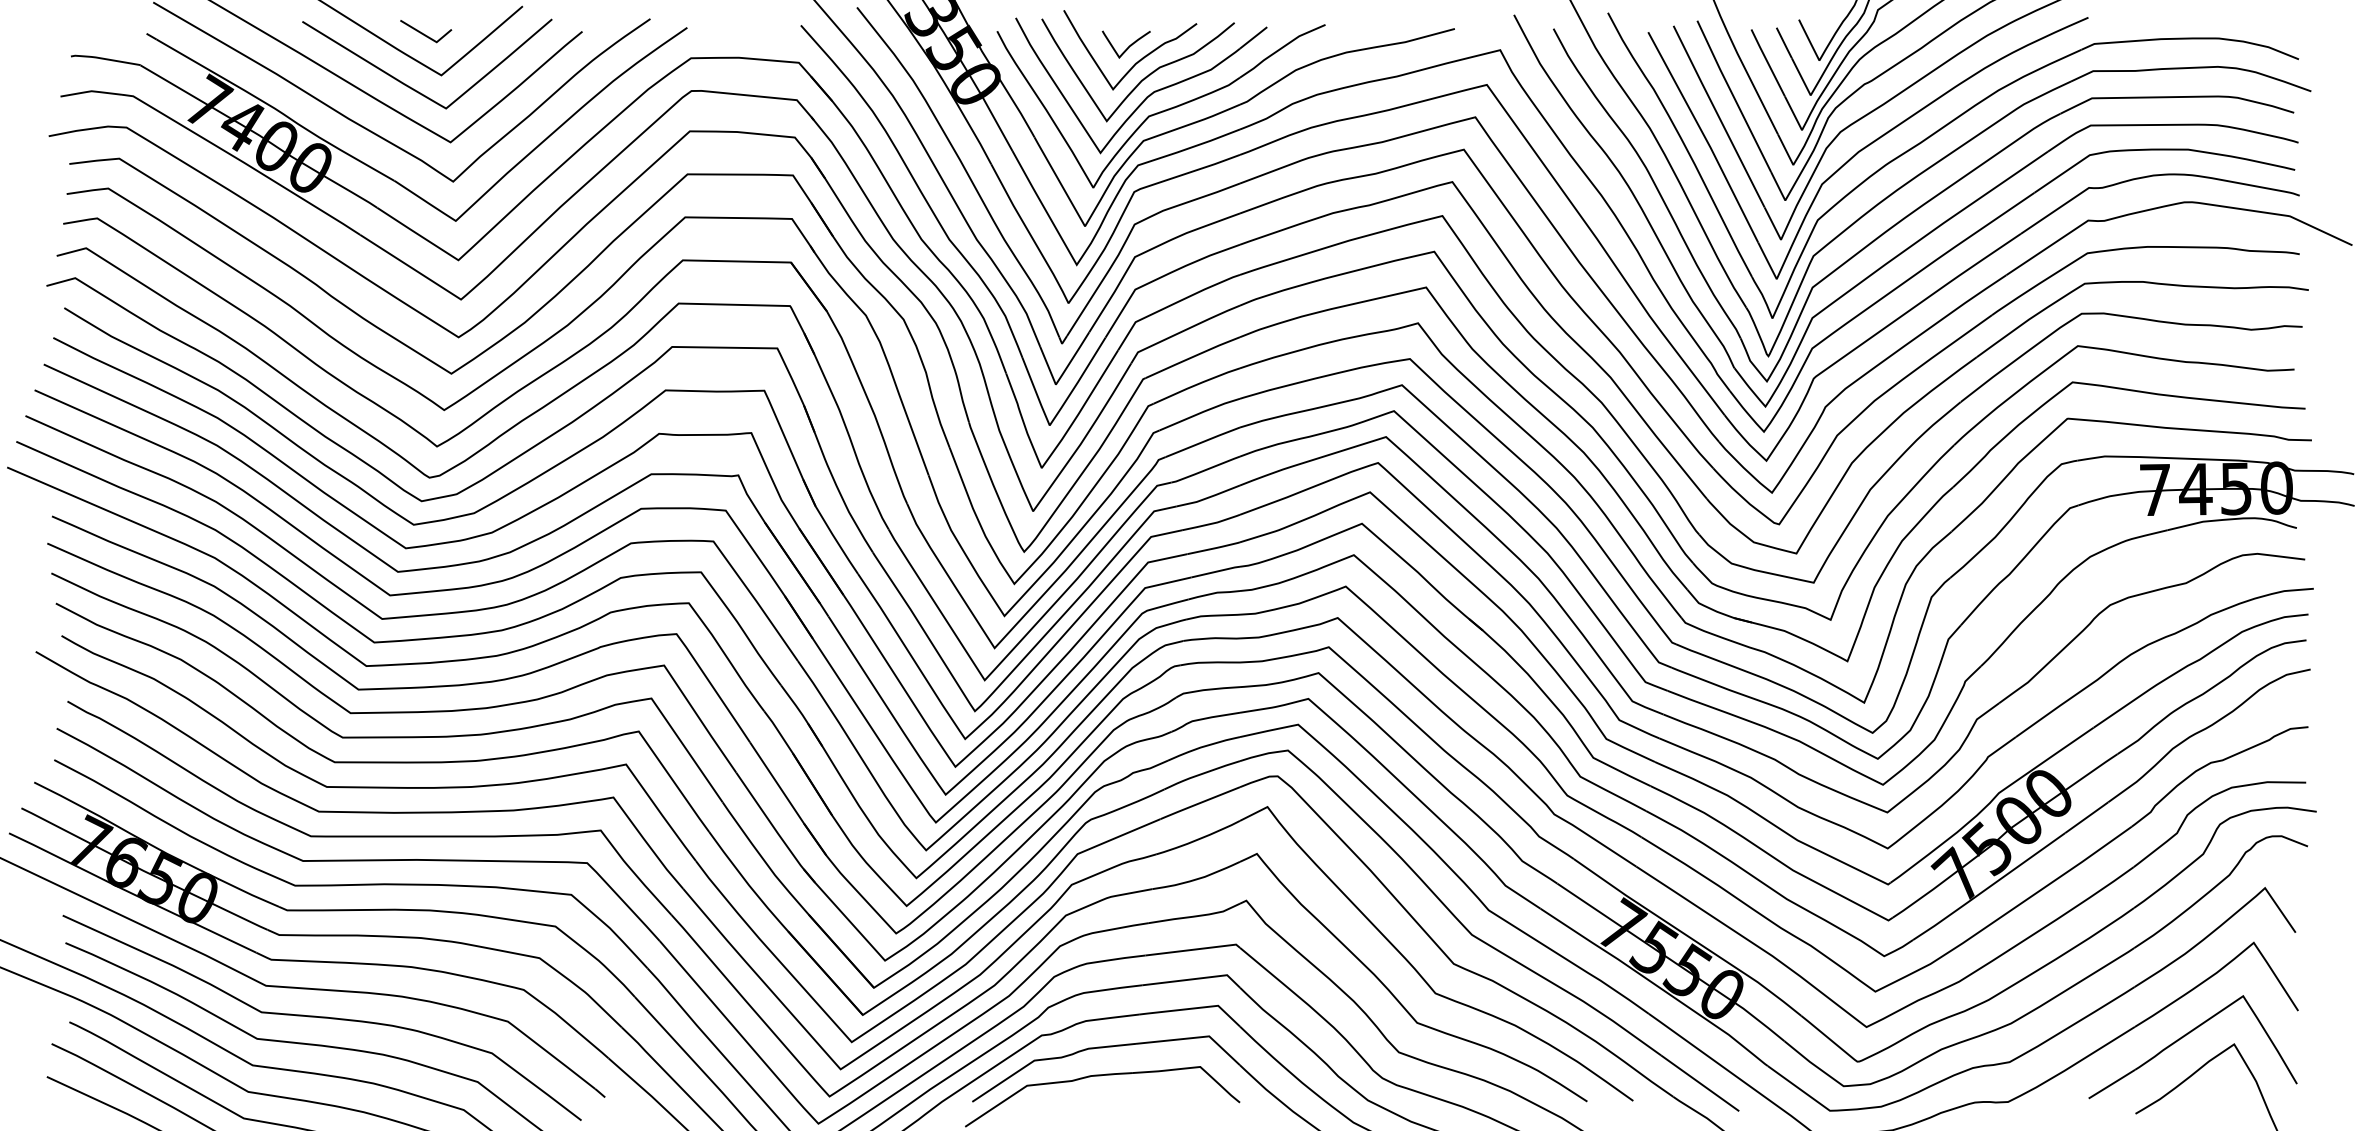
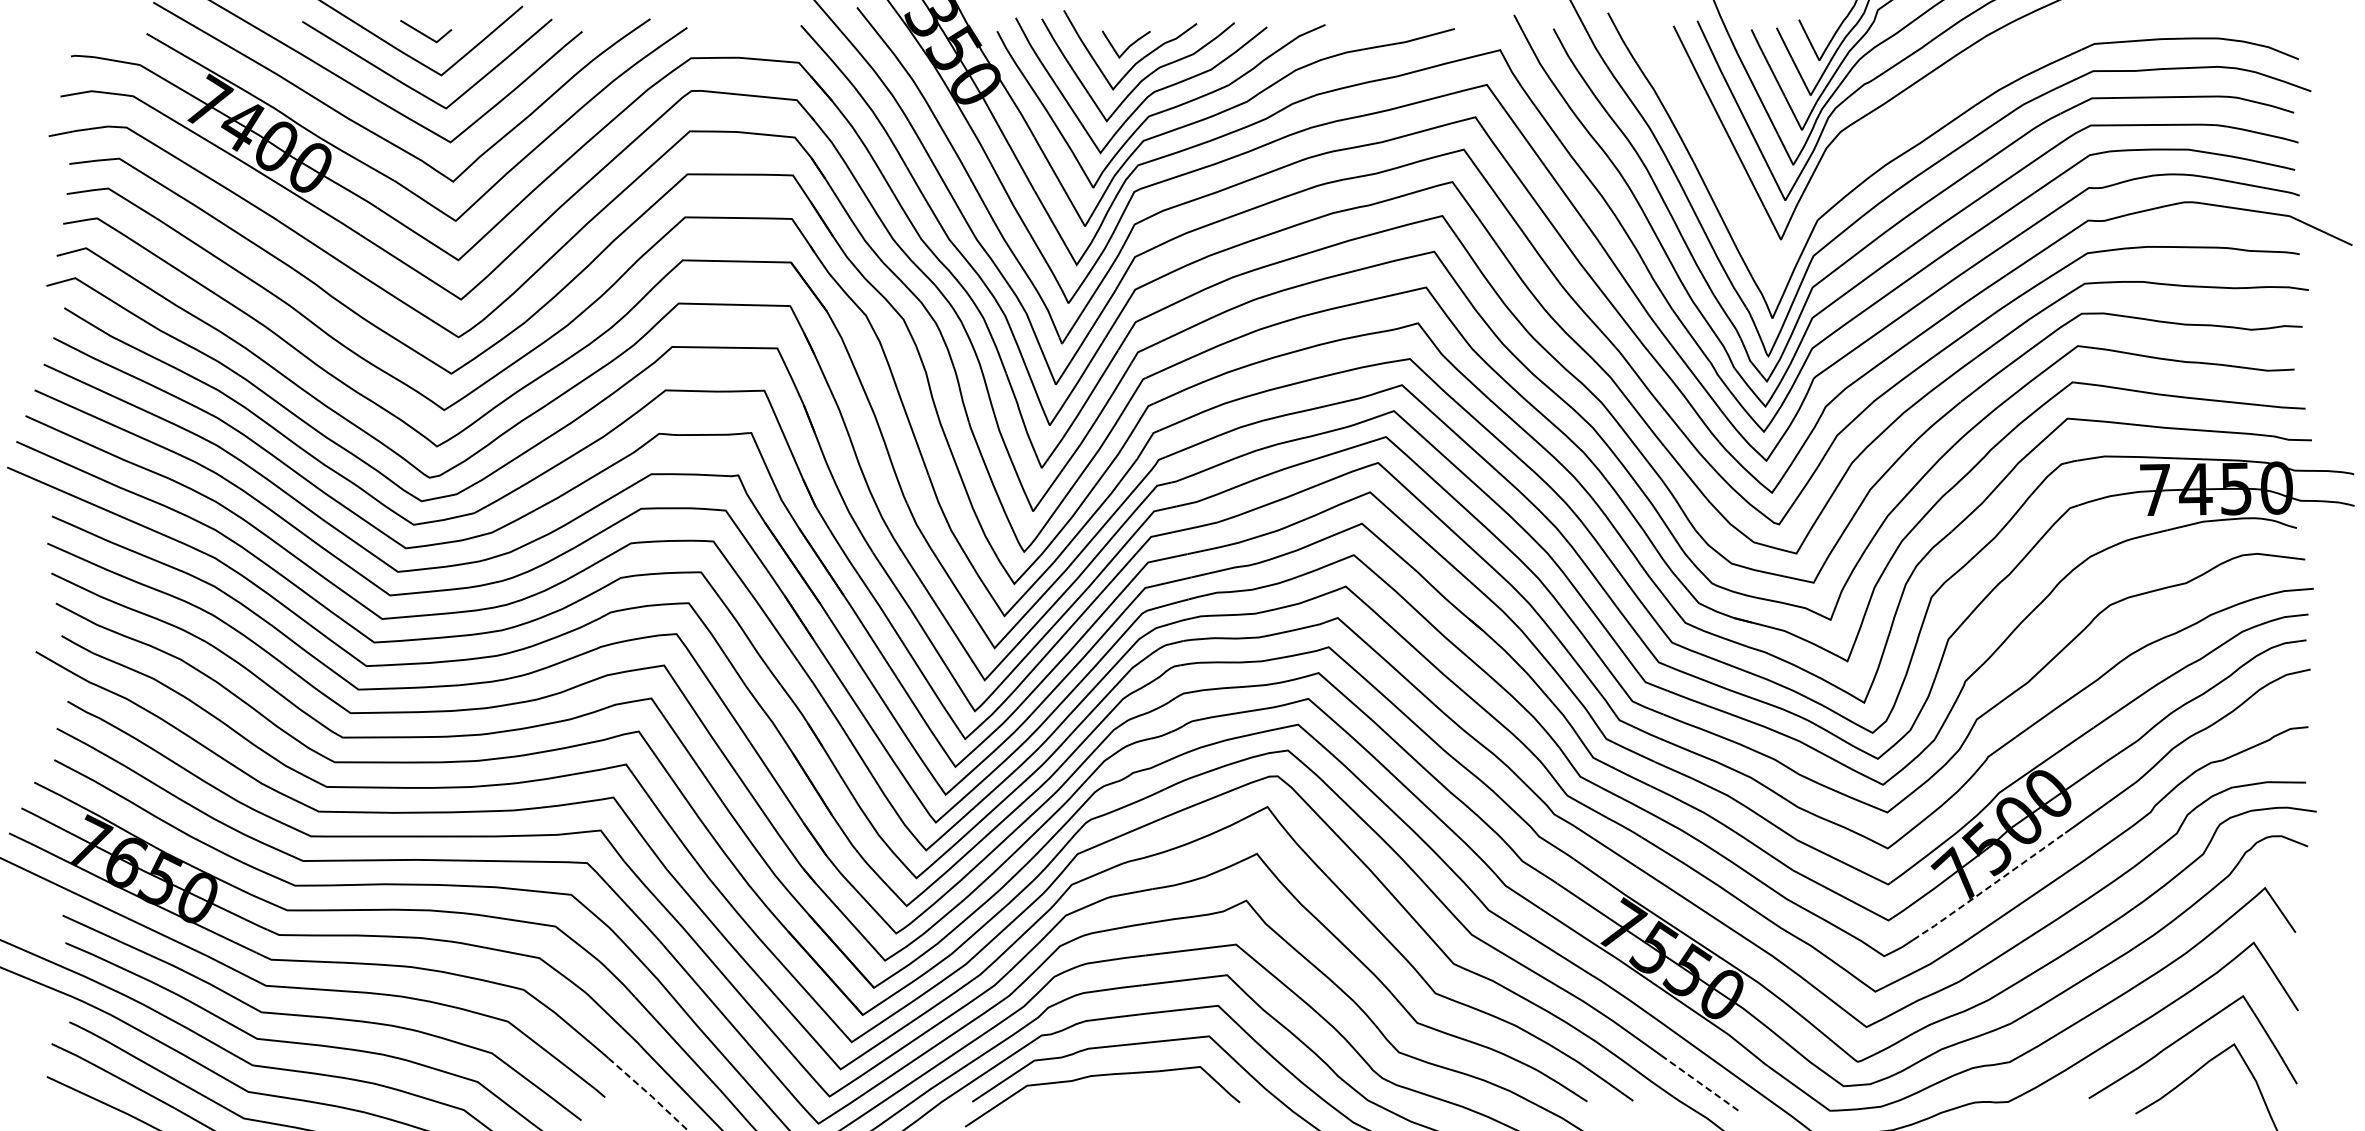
part: present -> none (1867, 148)
line: solid -> dashed (1988, 887)
line: solid -> dashed (1700, 1083)
line: solid -> dashed (649, 1094)
